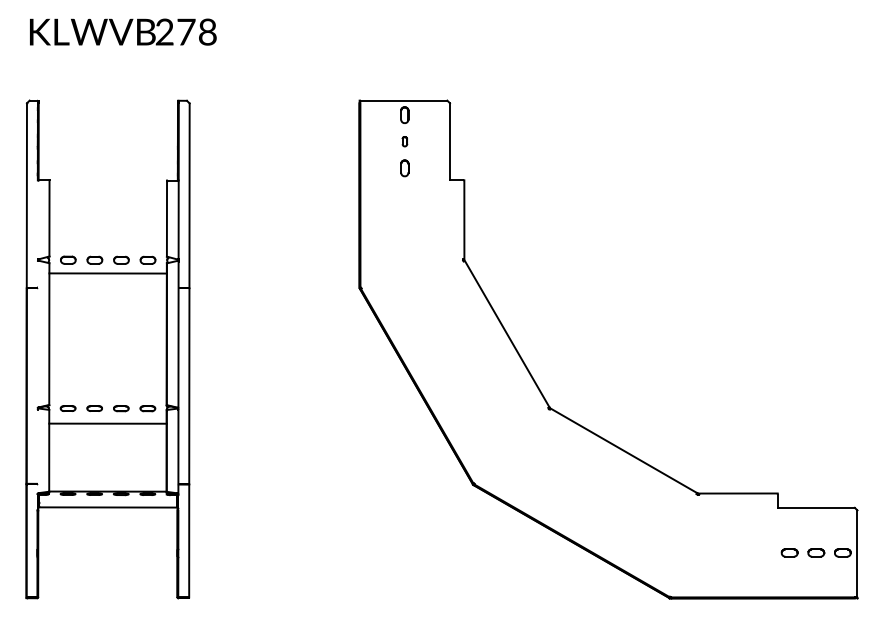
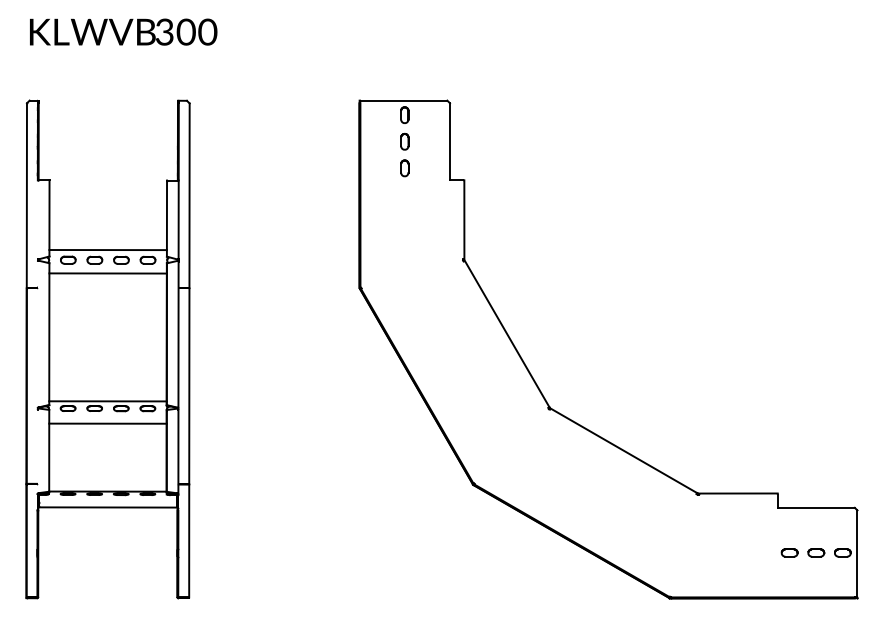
text: 278 -> 300 (186, 31)
part size: 8x12 px -> 10x19 px (404, 141)
line: none -> present (107, 250)
line: none -> present (107, 401)
